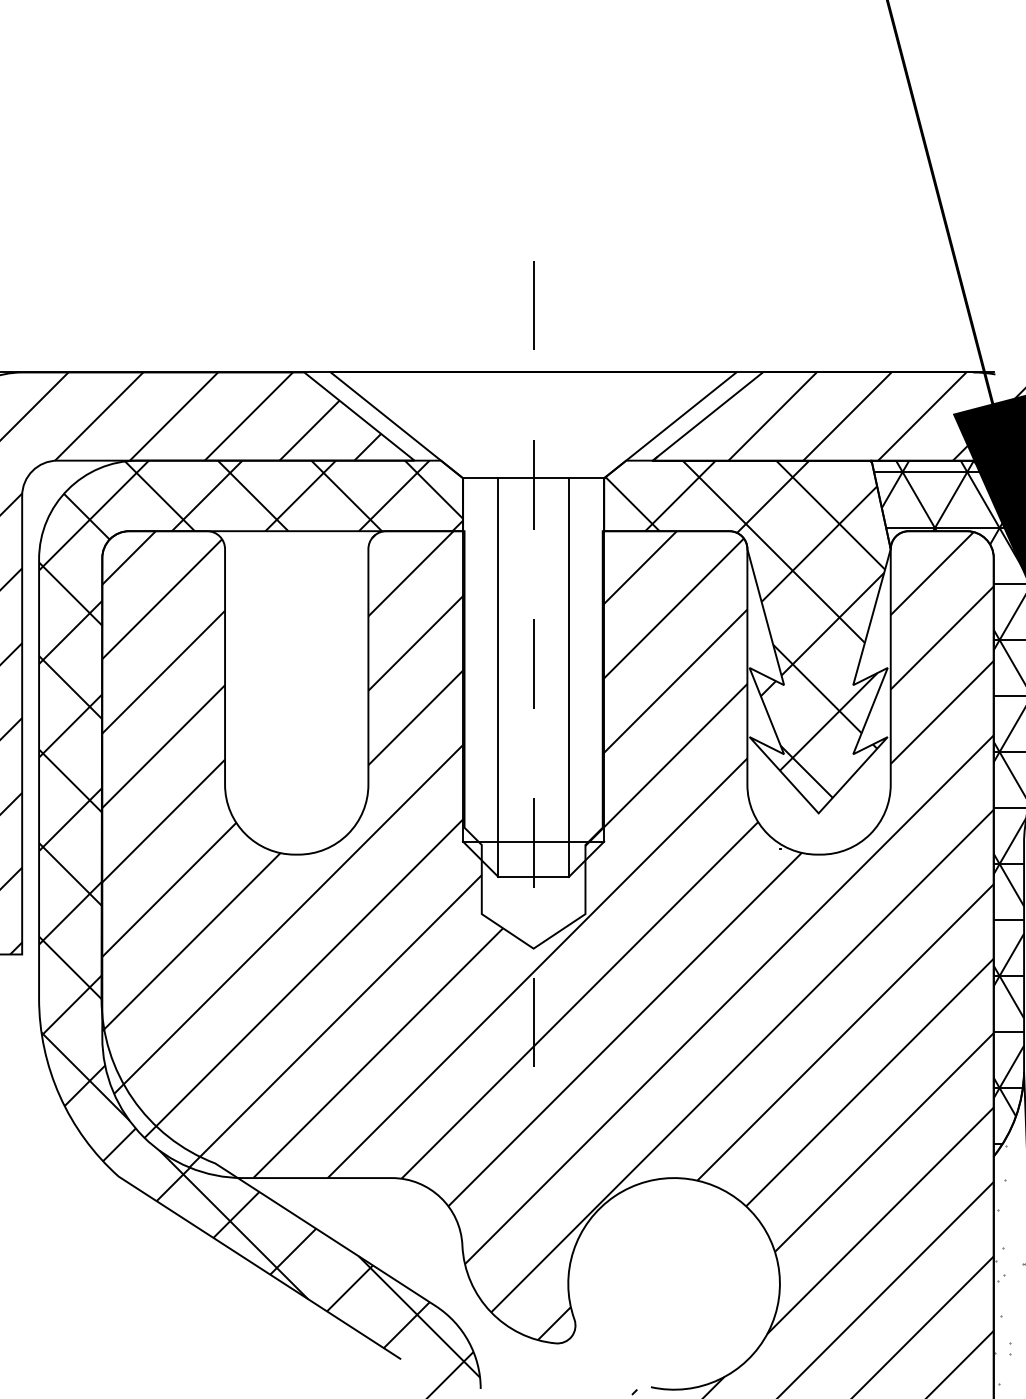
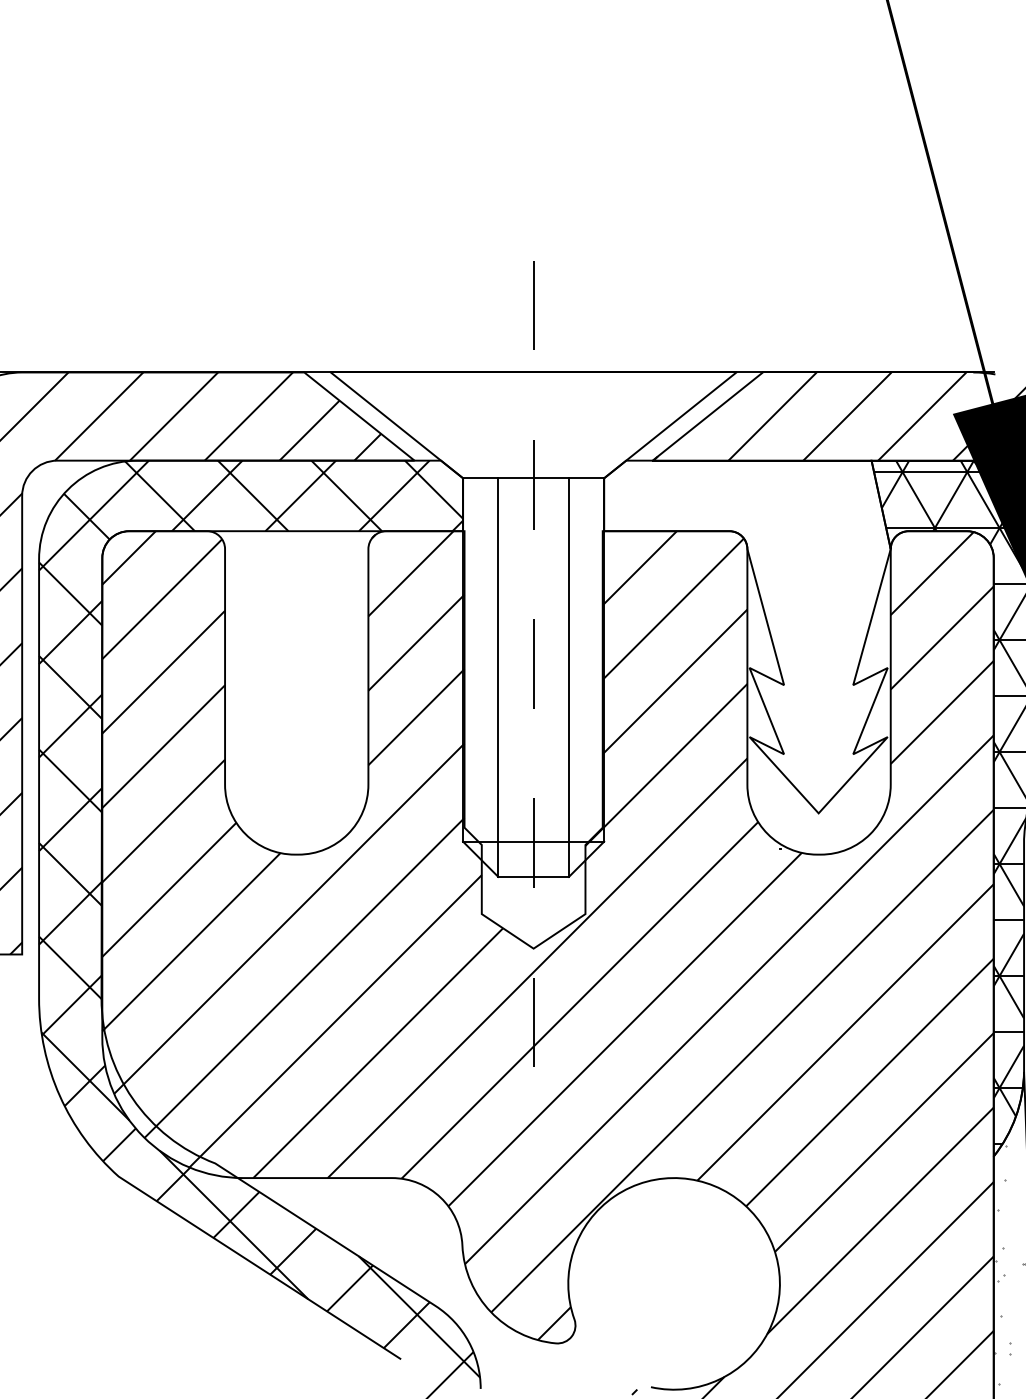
hatch: present -> none (744, 628)
